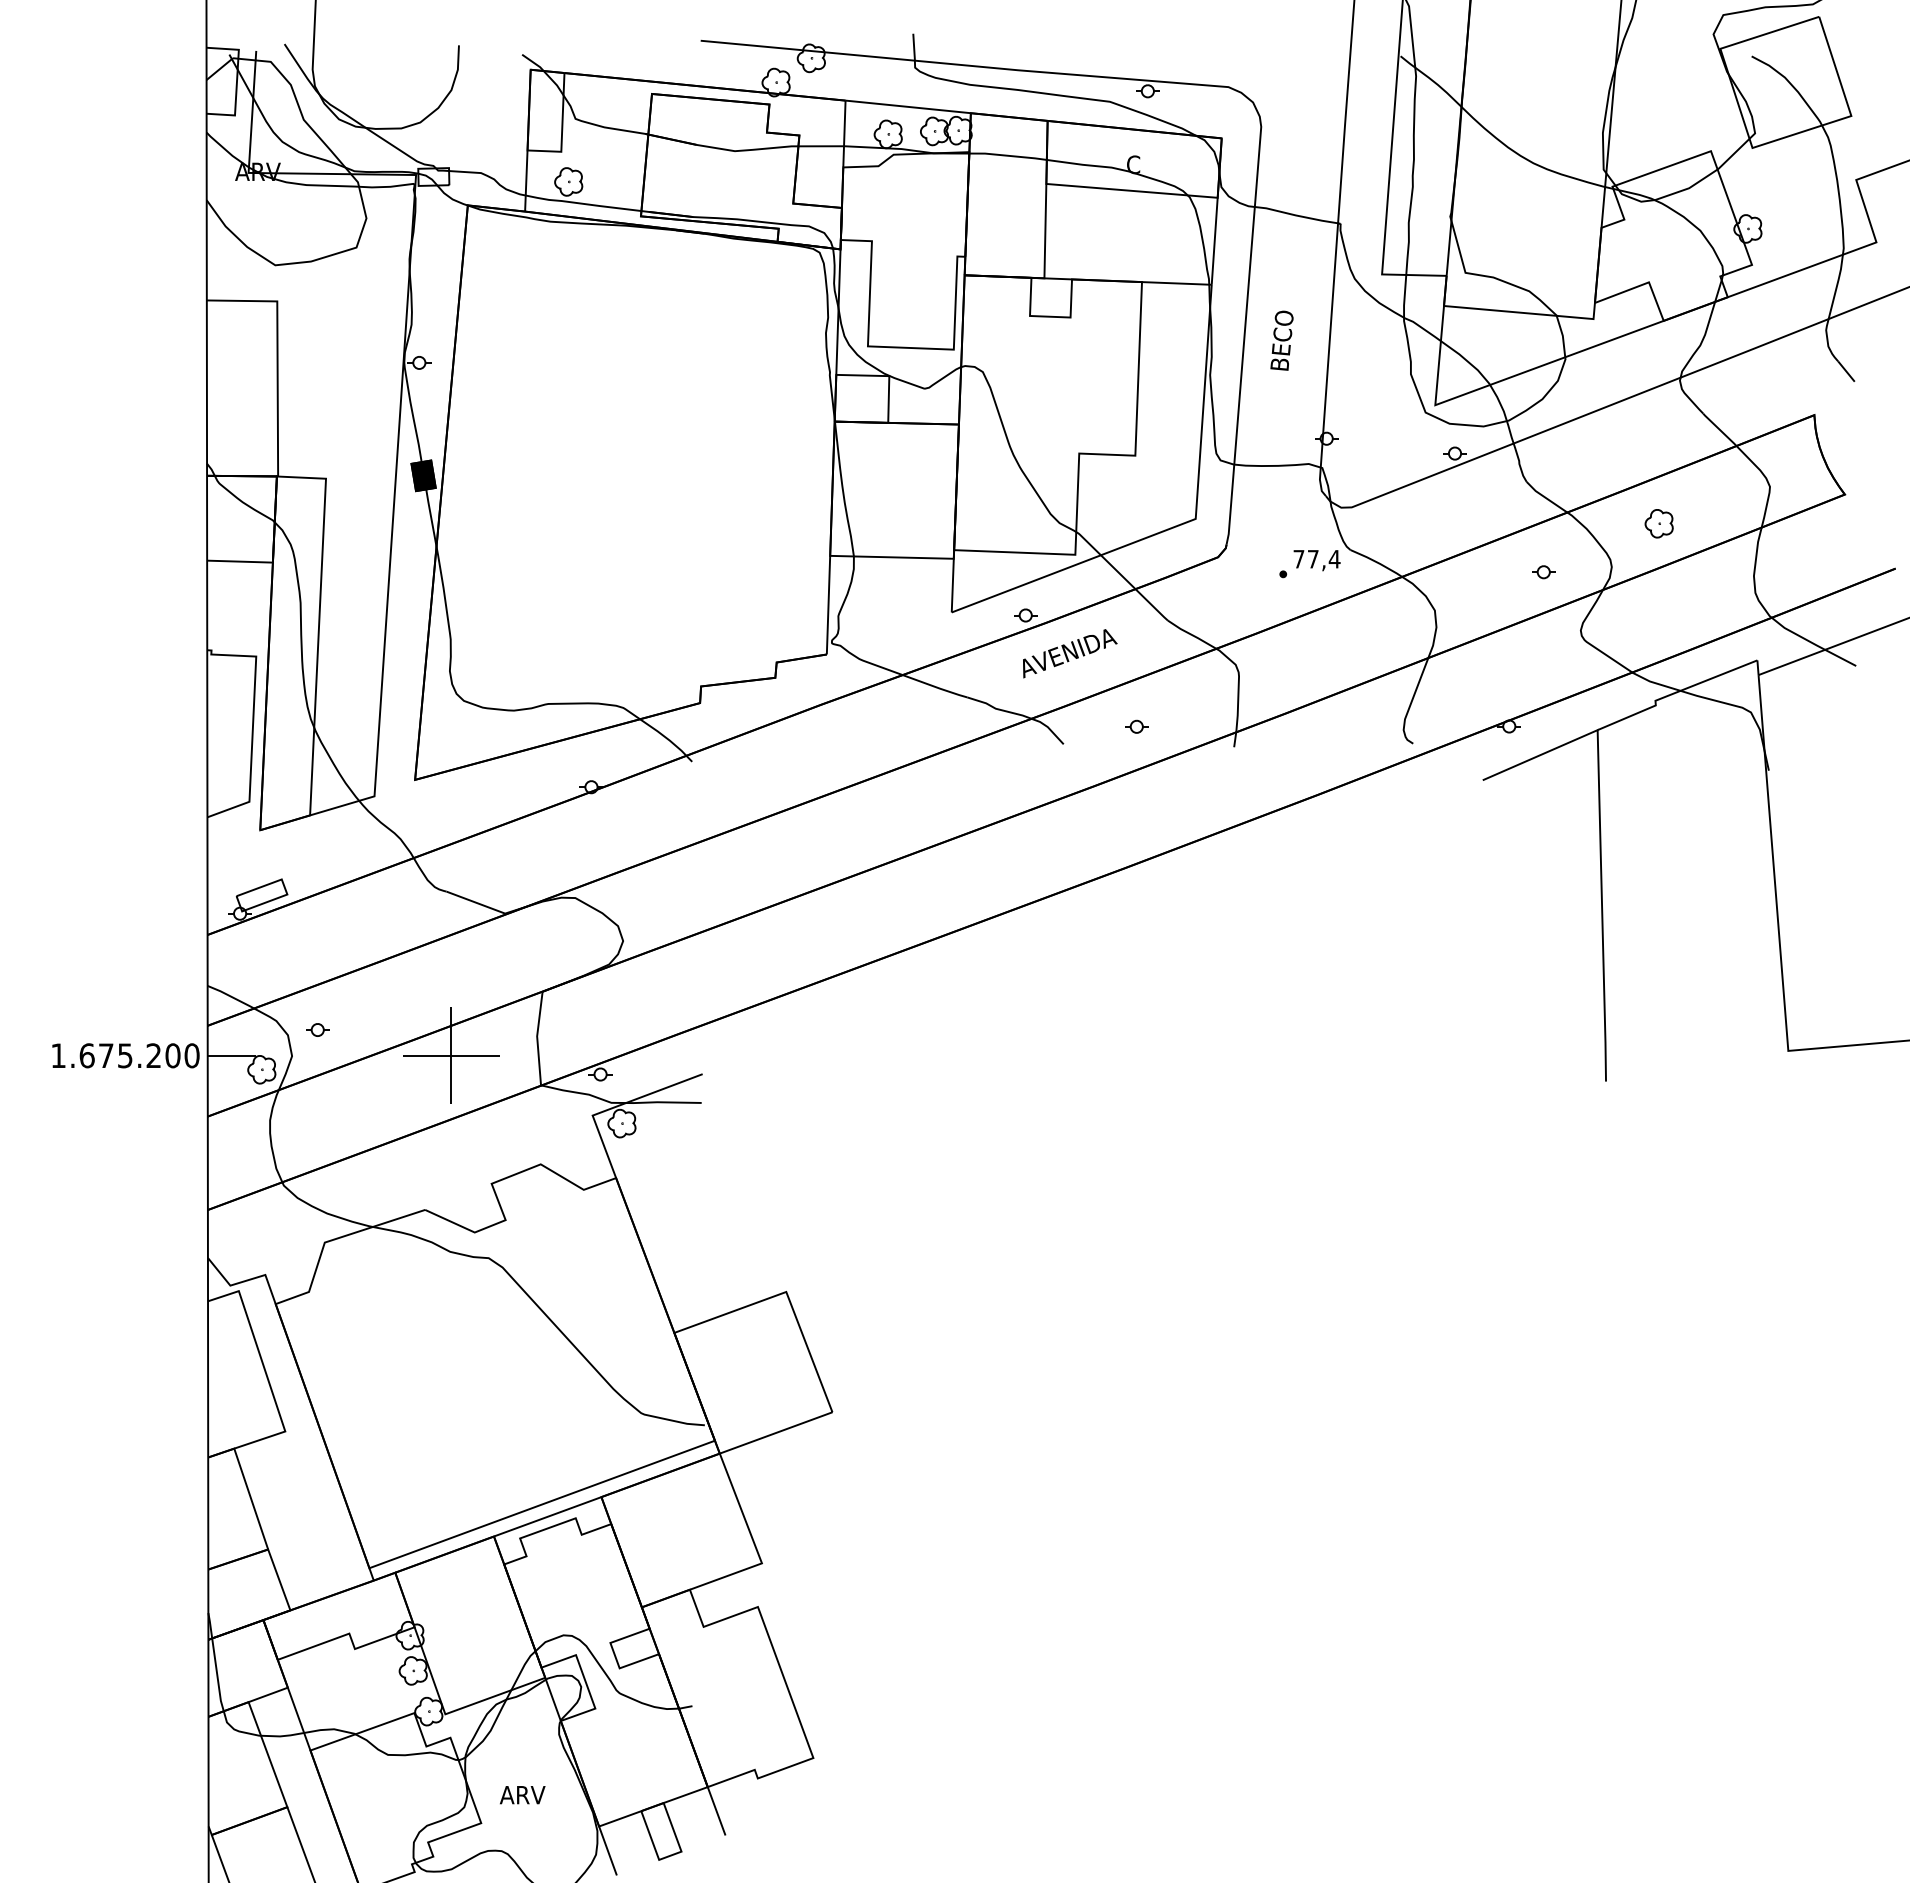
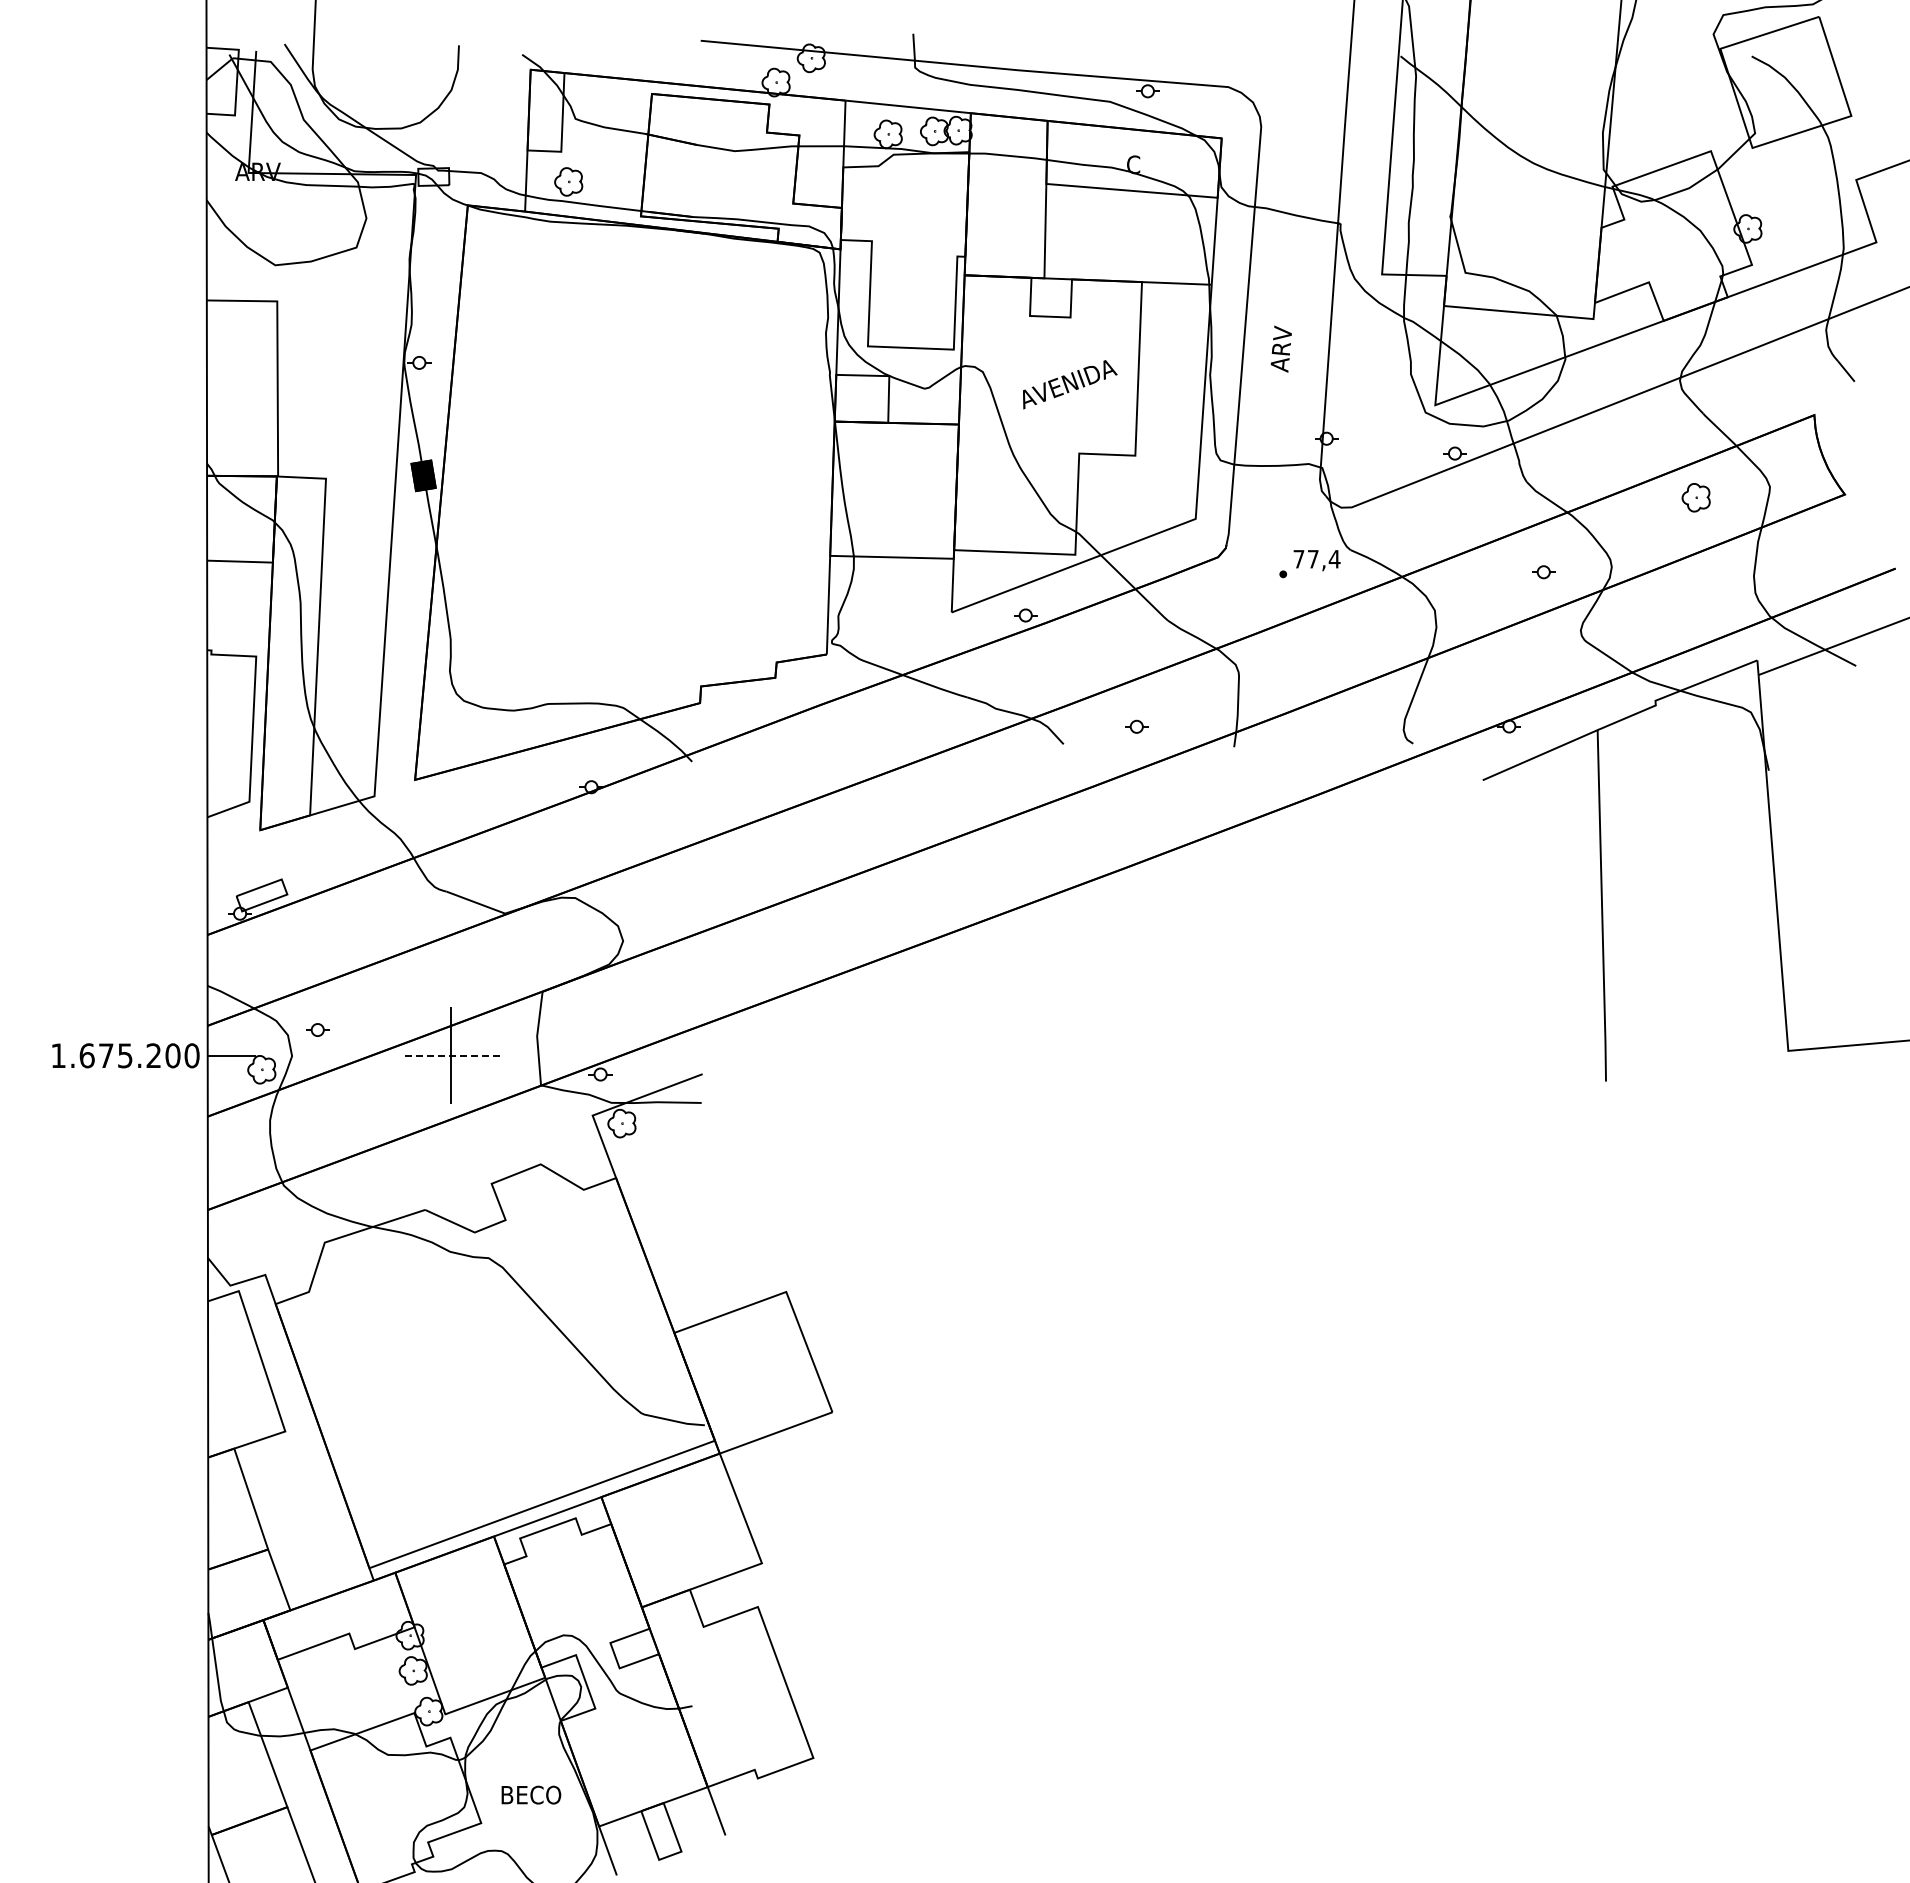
text: BECO -> ARV (1281, 341)
part position: (1658, 523) -> (1695, 497) (1695, 497)
text position: (1070, 653) -> (1070, 384) (1070, 384)
line: solid -> dashed (451, 1055)
text: ARV -> BECO (530, 1794)
